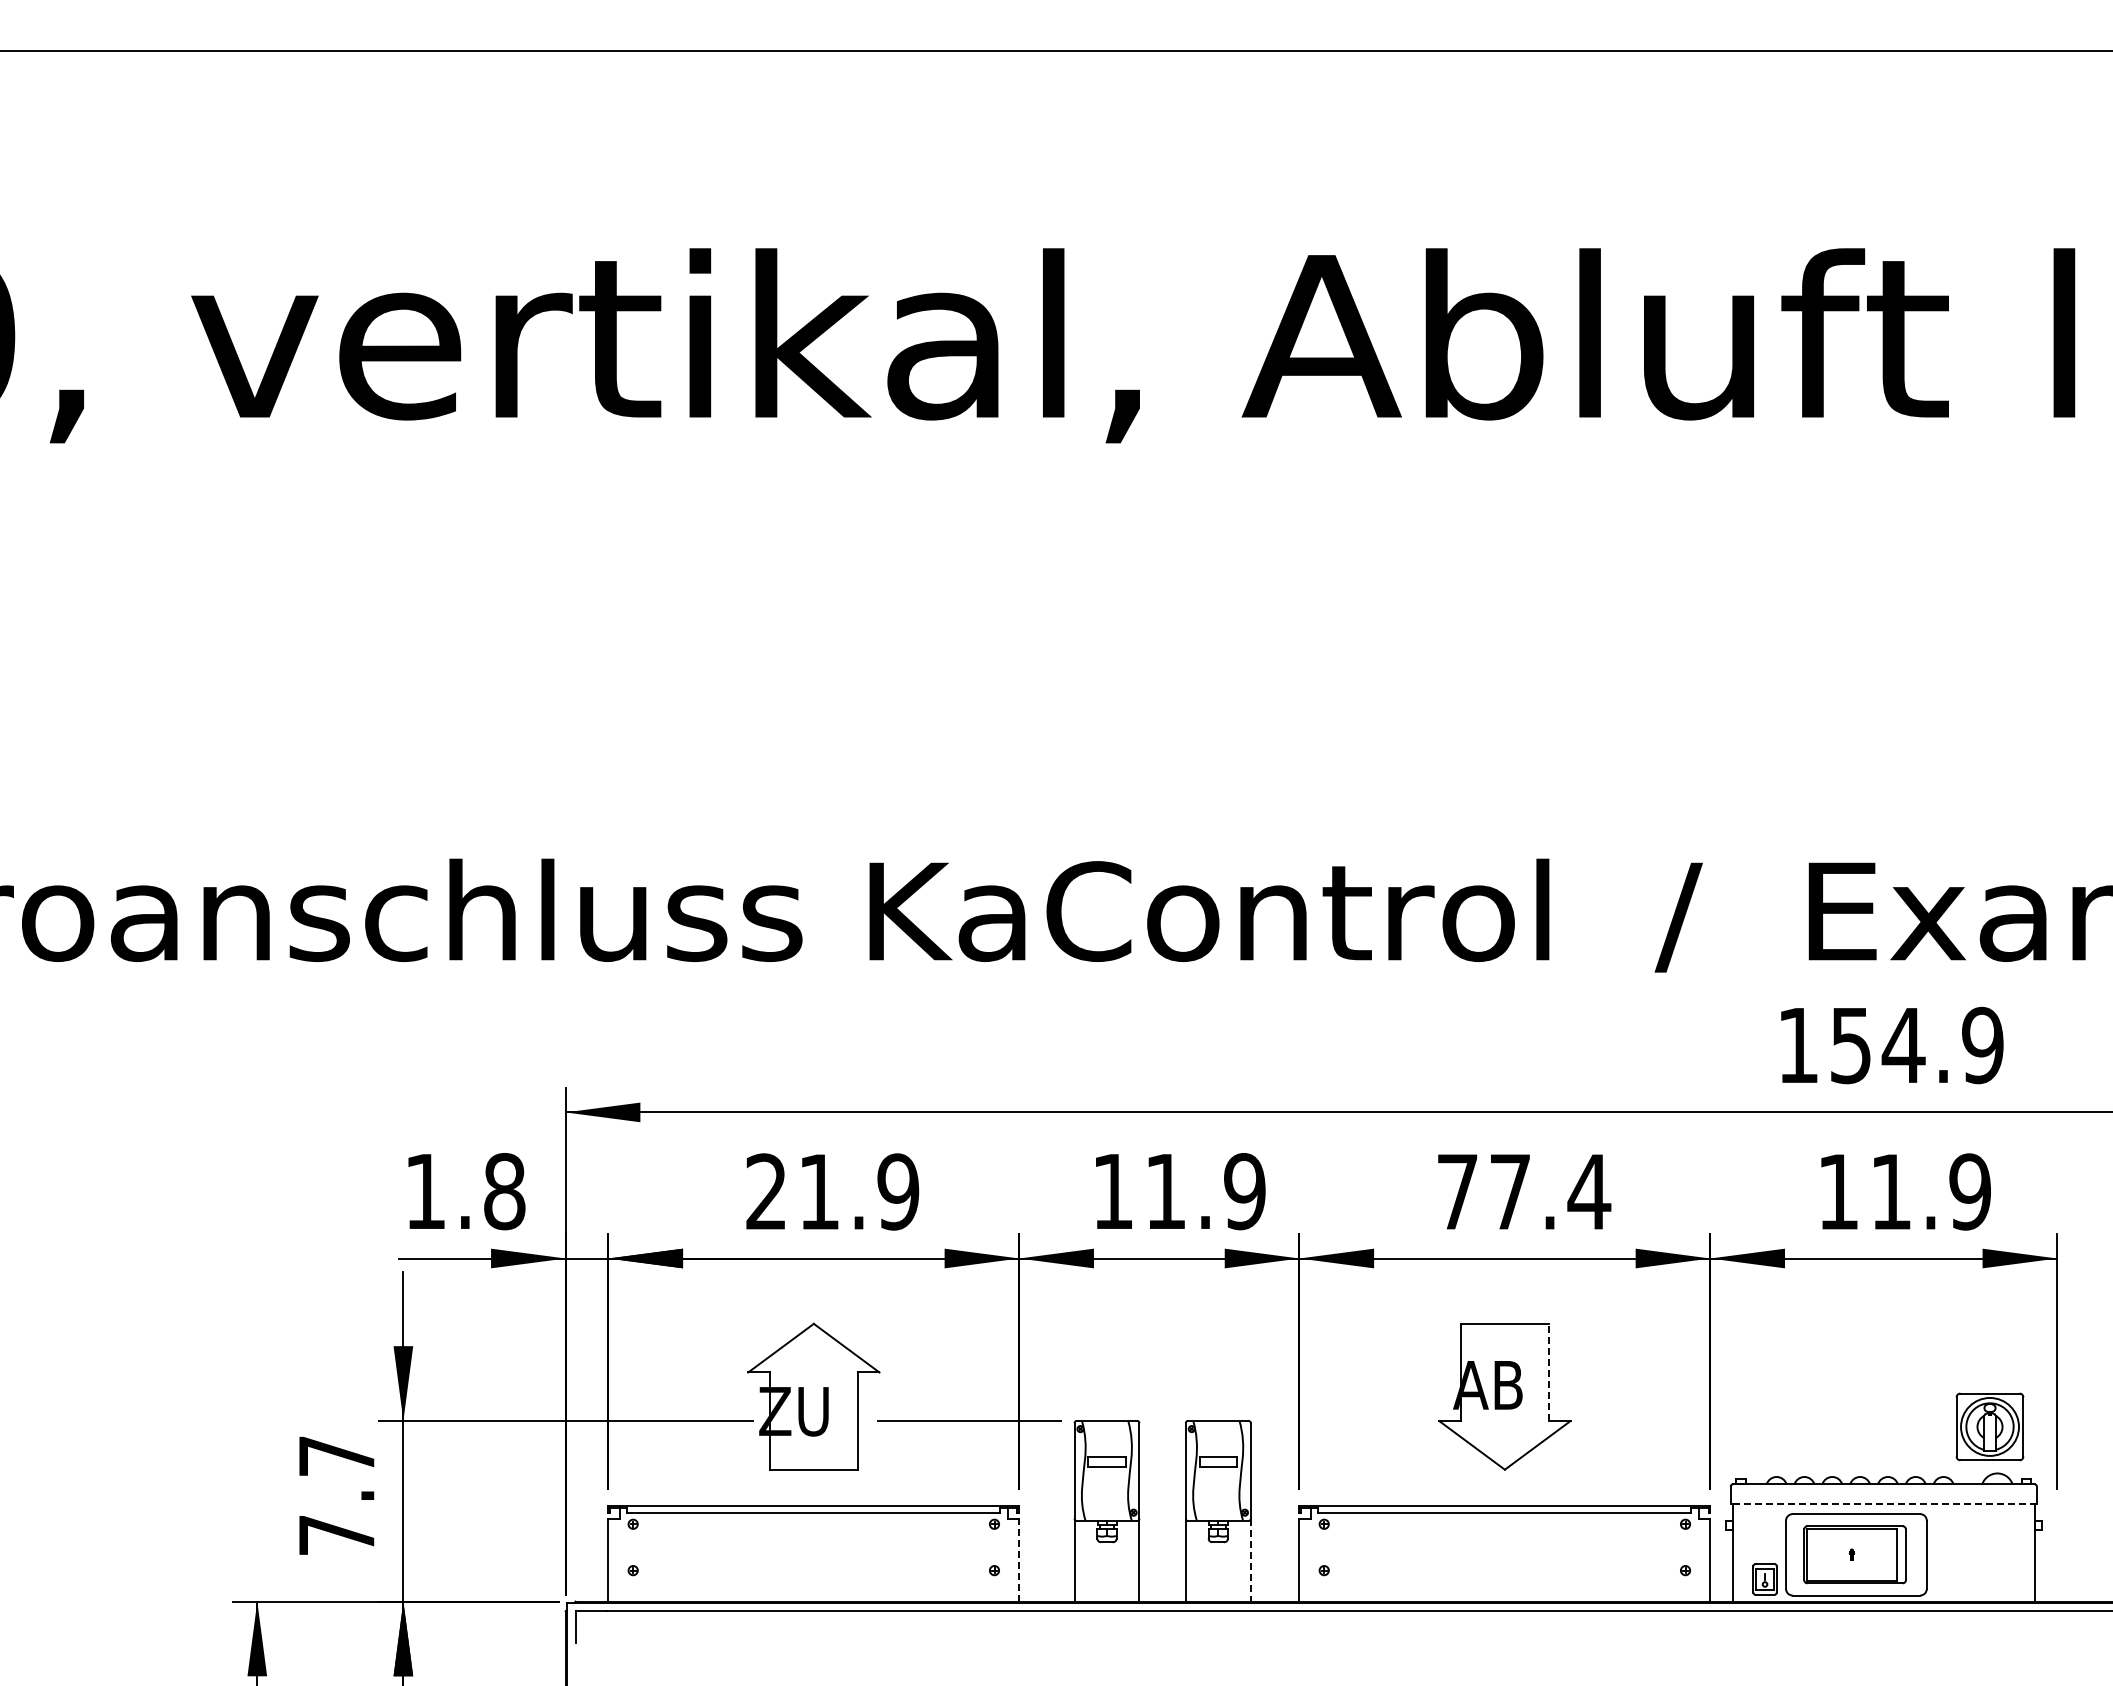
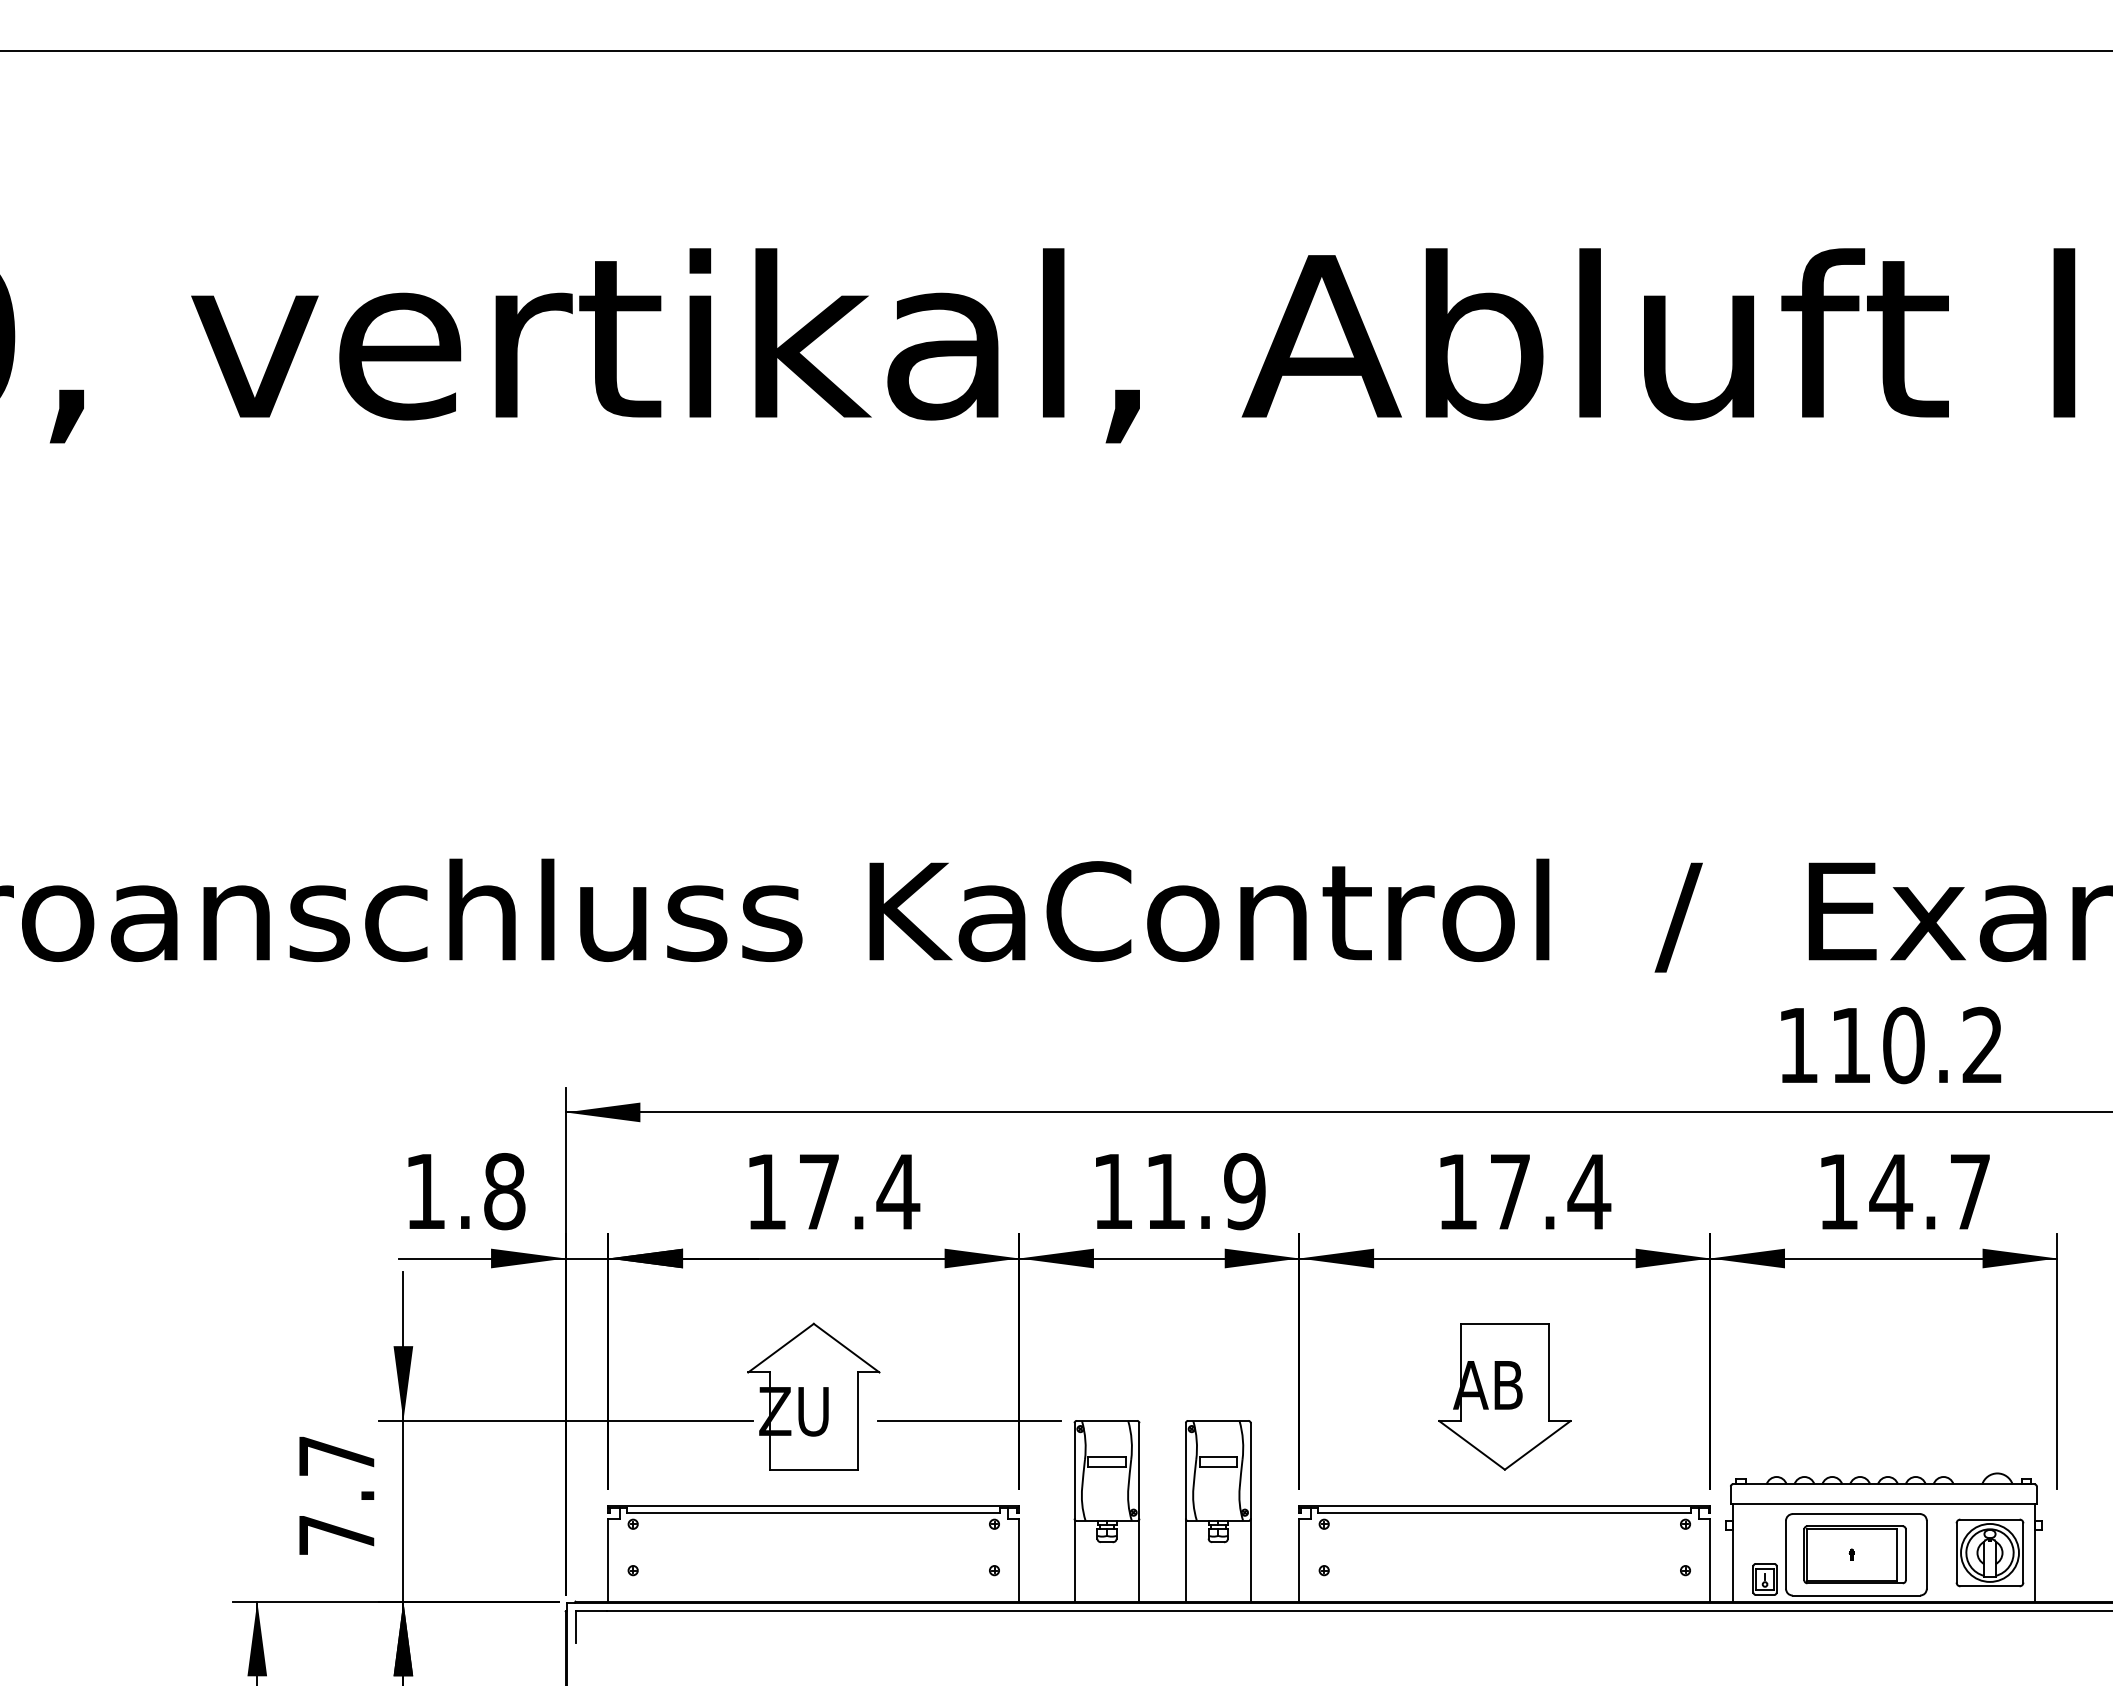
text: 154.9 -> 110.2 (1917, 1045)
text: 21.9 -> 17.4 (833, 1191)
text: 77.4 -> 17.4 (1457, 1191)
text: 11.9 -> 14.7 (1929, 1191)
line: dashed -> solid (1548, 1372)
part position: (1989, 1426) -> (1989, 1552) (1989, 1552)
line: dashed -> solid (1883, 1504)
line: dashed -> solid (1019, 1559)
line: dashed -> solid (1250, 1560)
